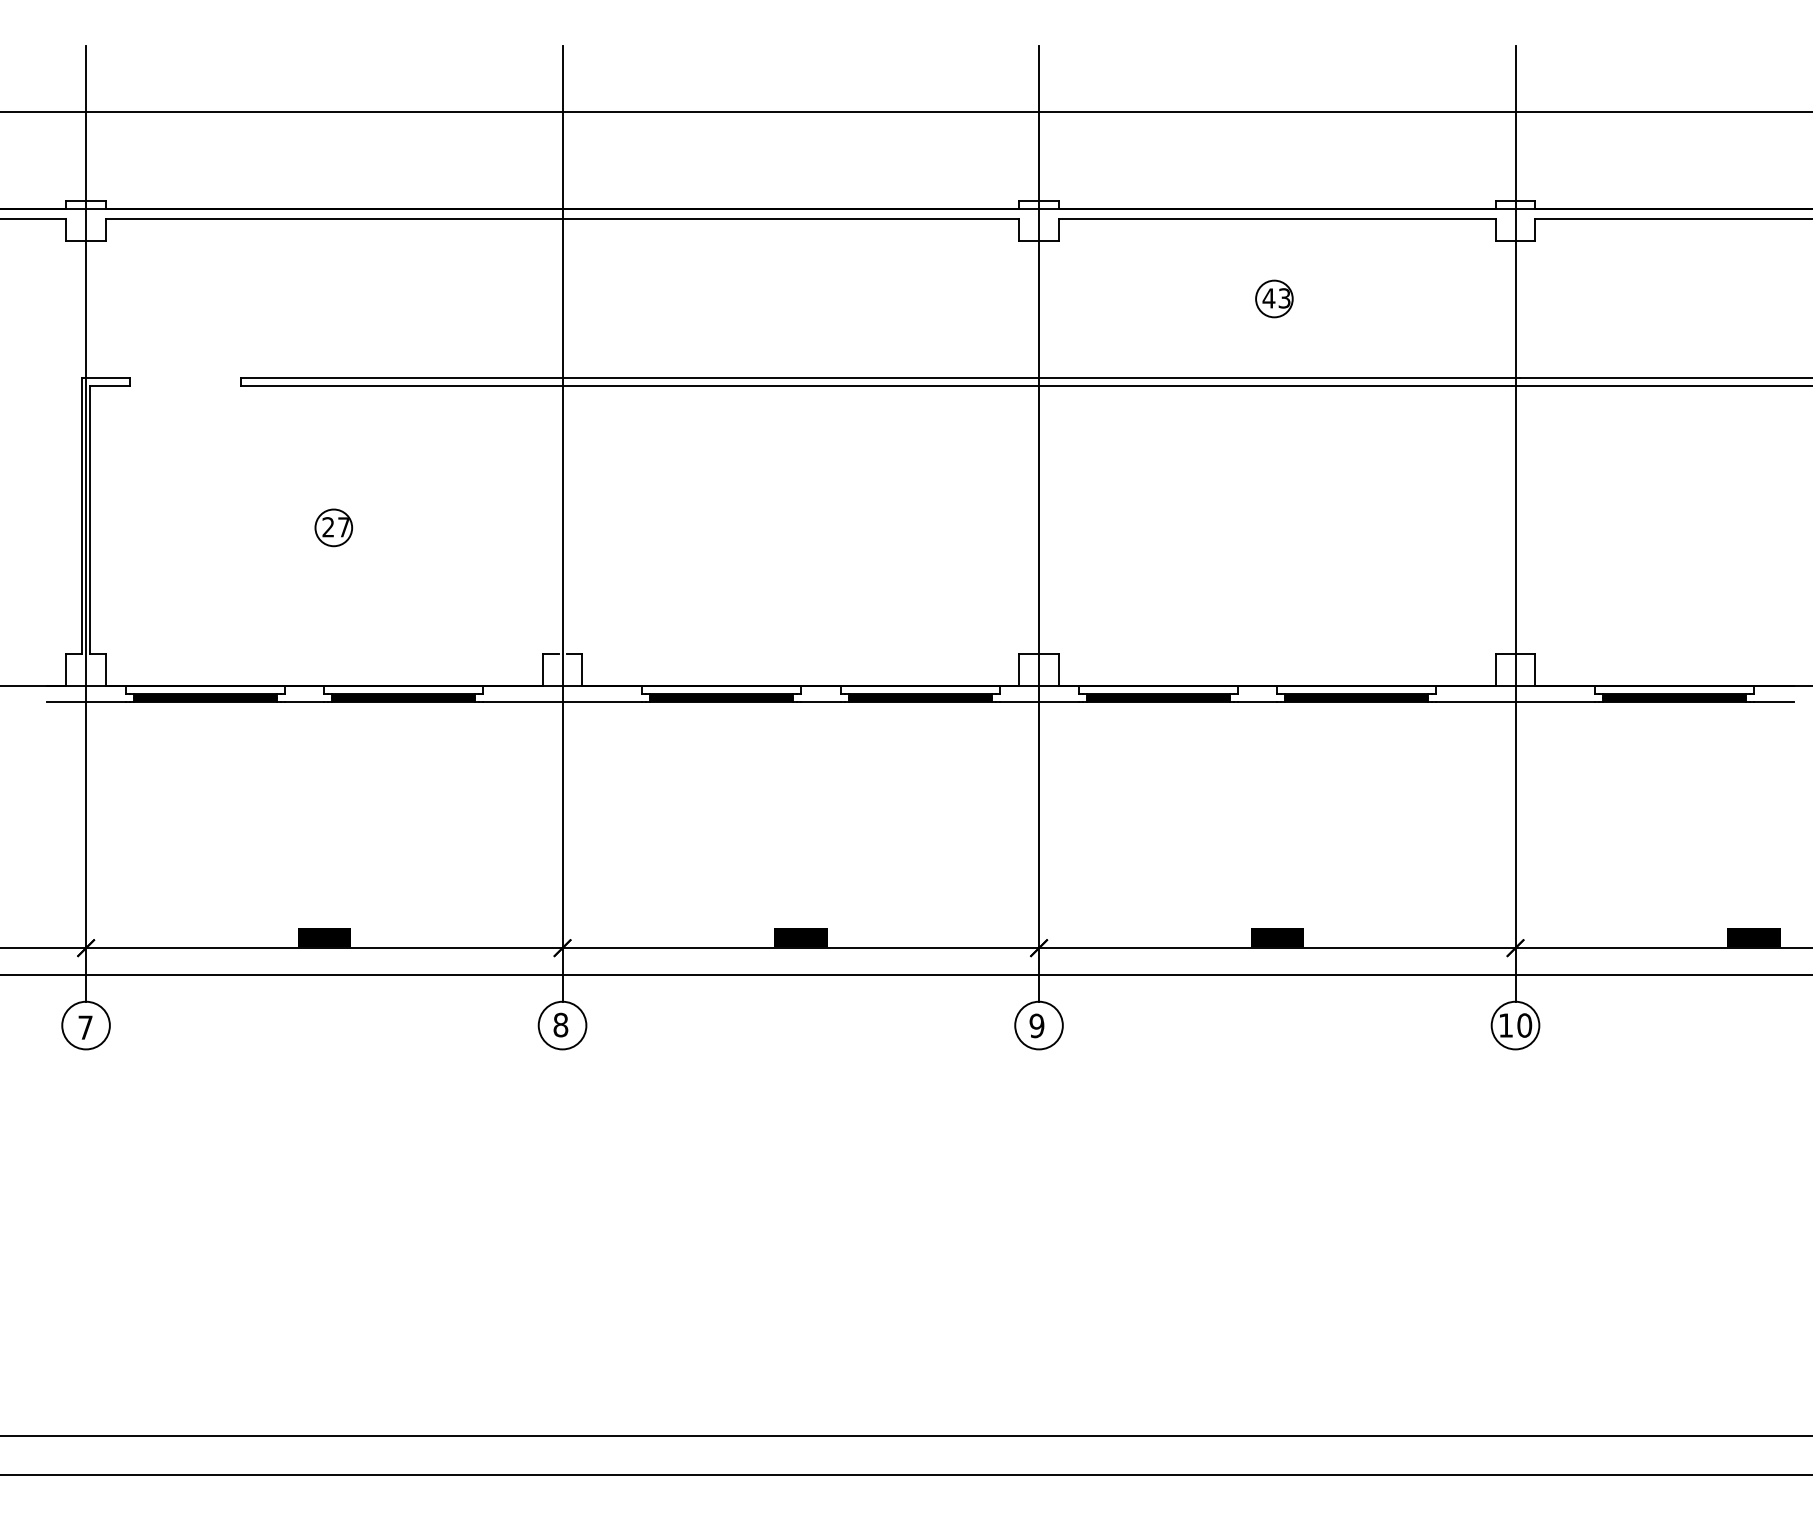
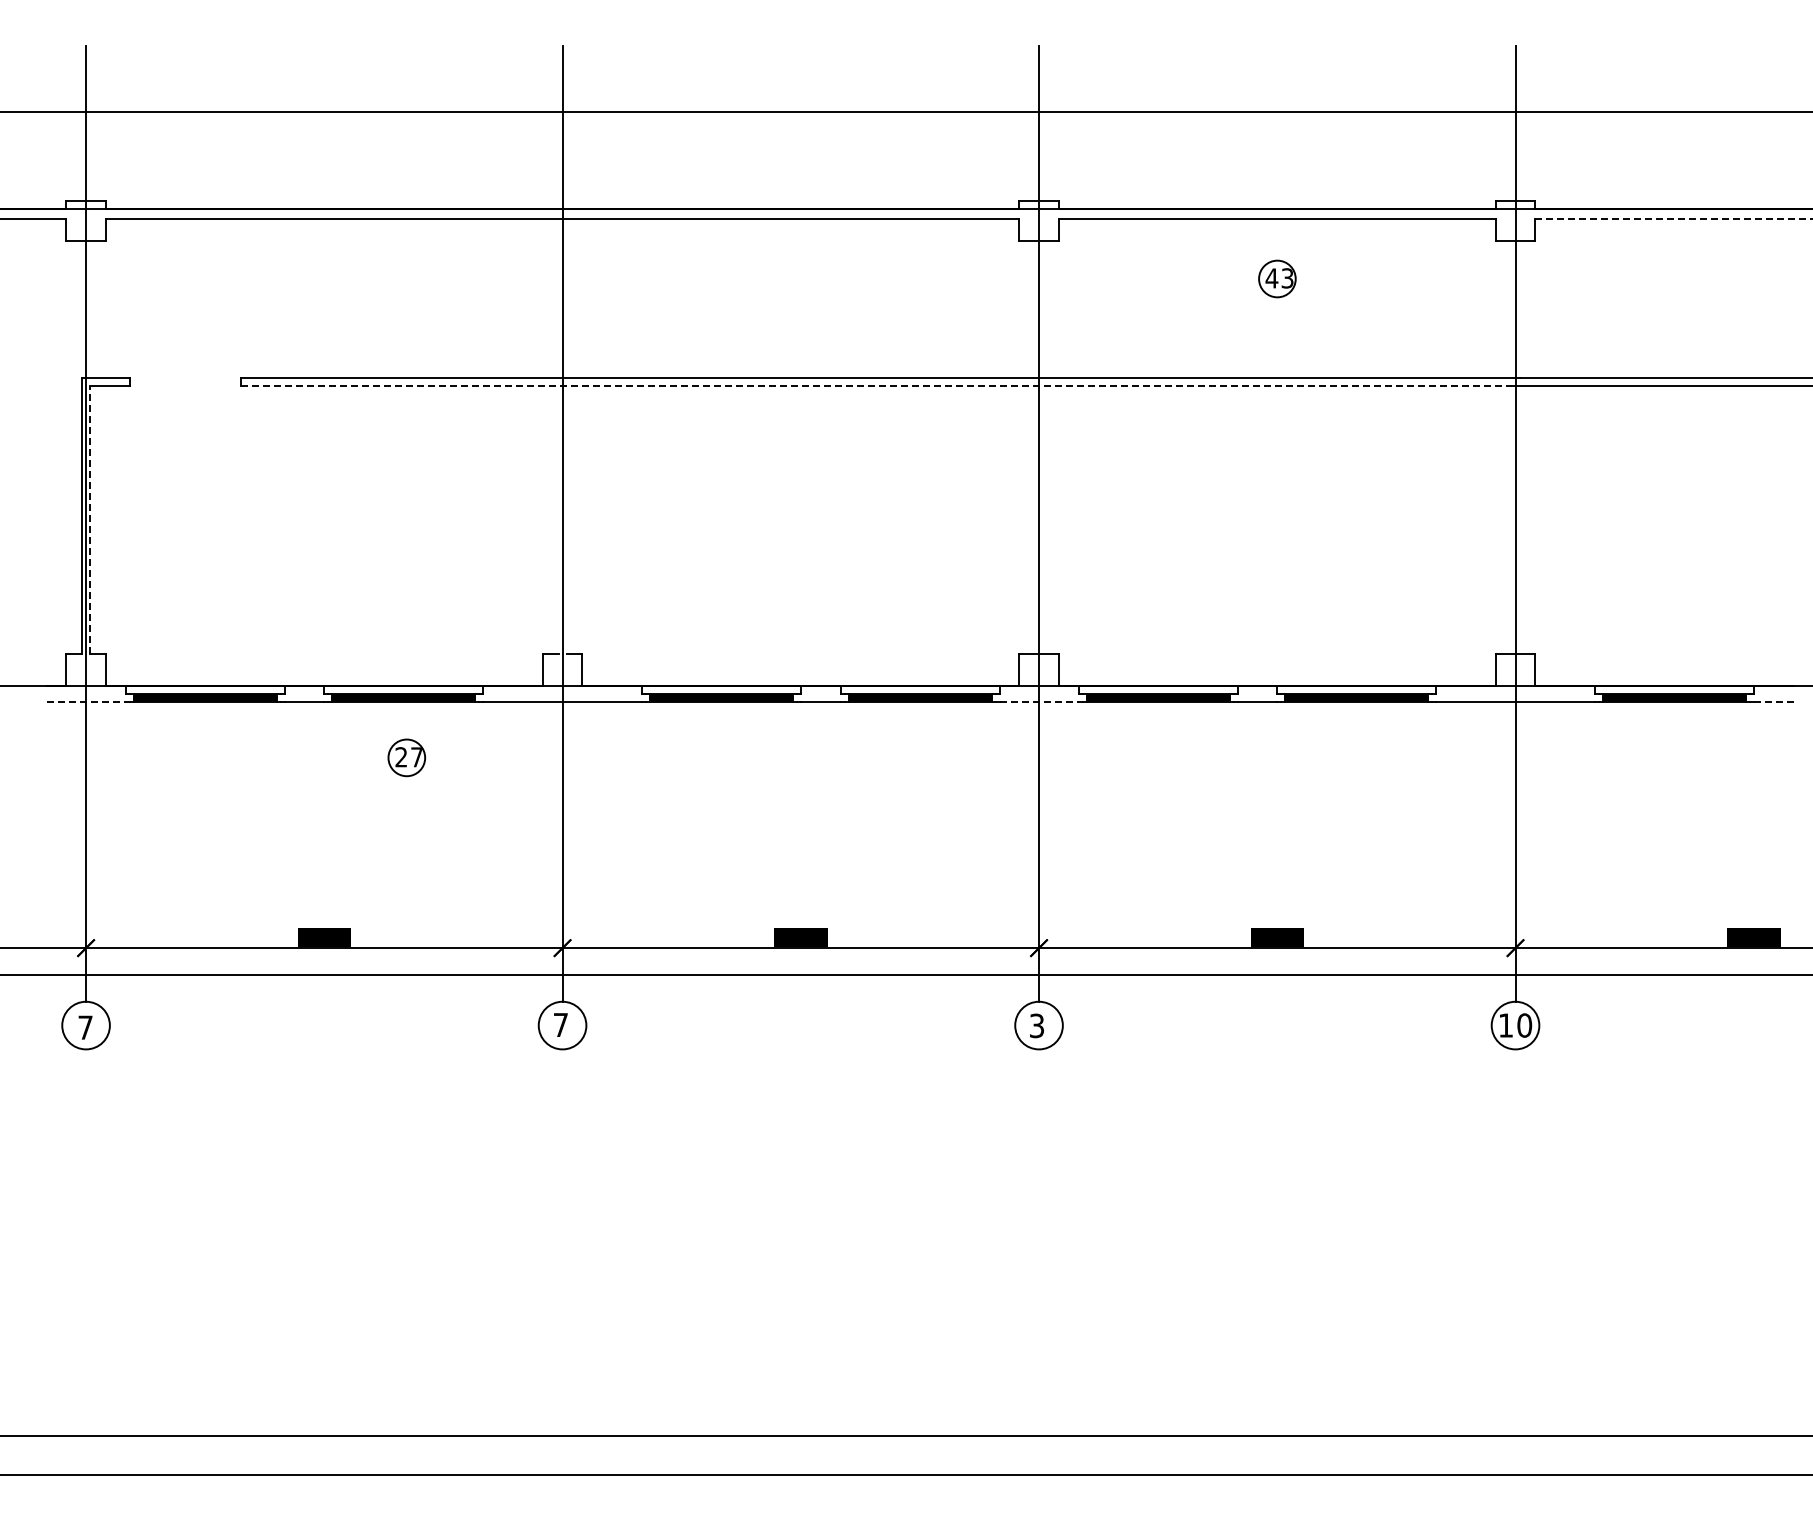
line: solid -> dashed (1674, 218)
part position: (1274, 298) -> (1277, 278) (1277, 278)
line: solid -> dashed (876, 385)
line: solid -> dashed (90, 519)
part position: (333, 527) -> (406, 757) (406, 757)
line: solid -> dashed (86, 701)
line: solid -> dashed (1039, 701)
line: solid -> dashed (1773, 701)
text: 8 -> 7 (560, 1024)
text: 9 -> 3 (1036, 1025)
